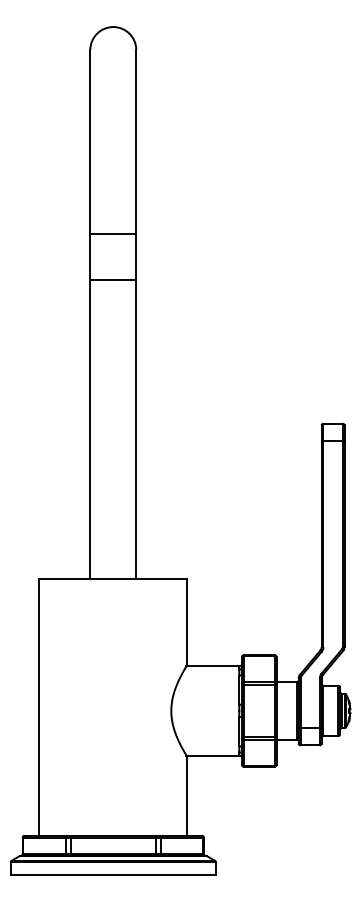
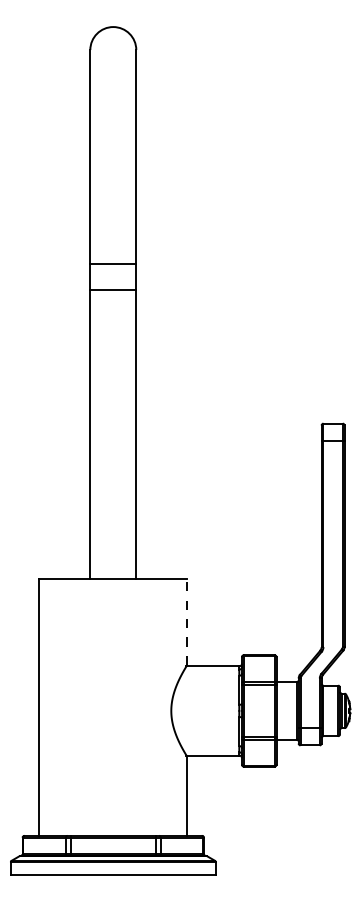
line position: (113, 233) -> (113, 263) (113, 263)
line position: (113, 279) -> (113, 289) (113, 289)
line: solid -> dashed (187, 621)
